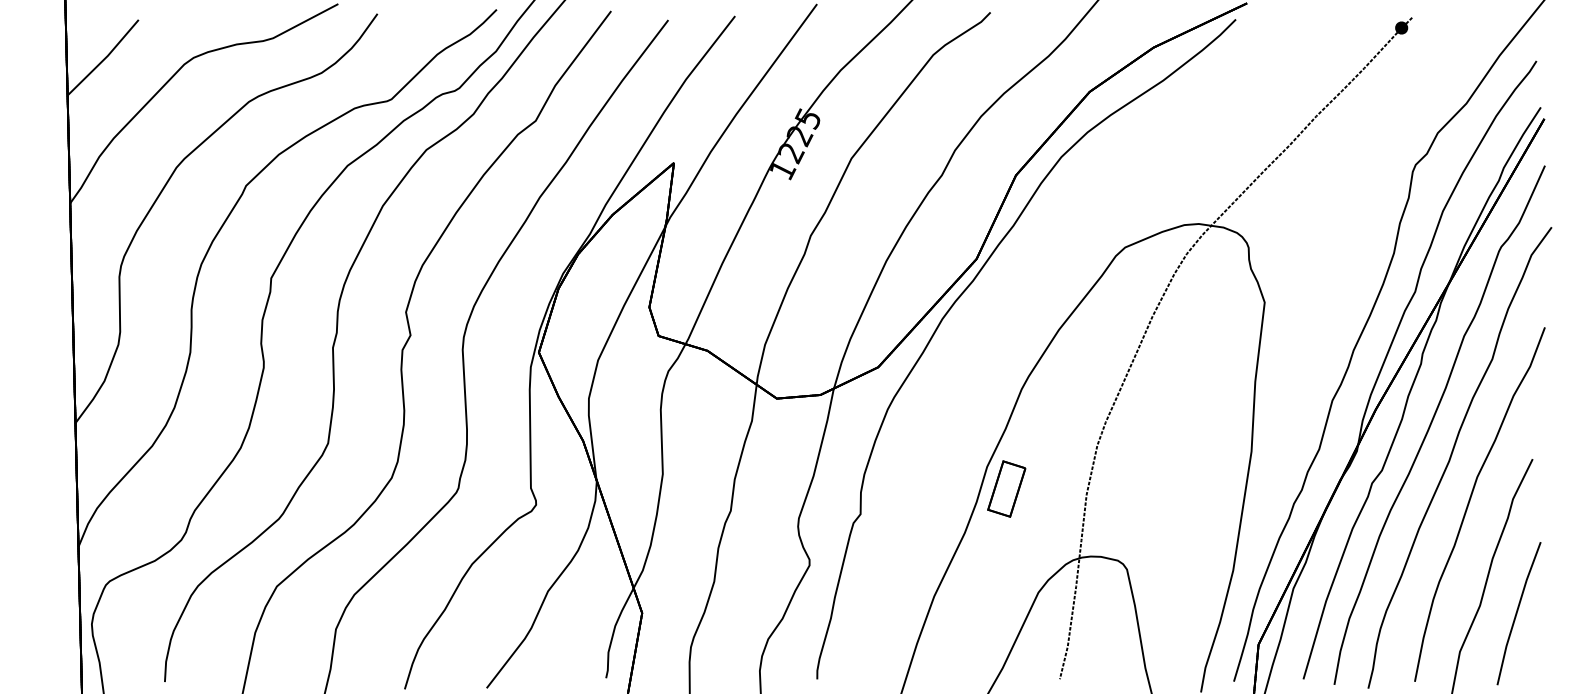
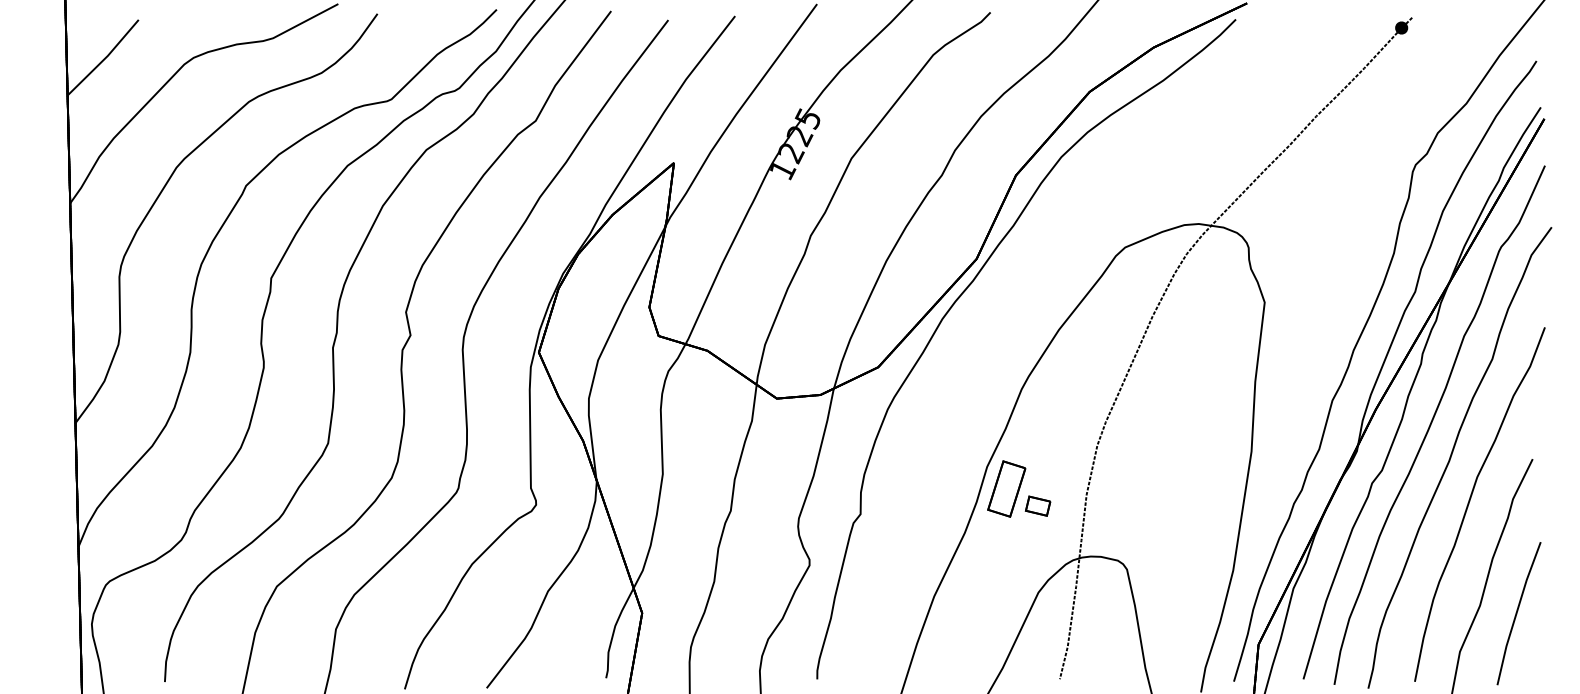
part: none -> present (1037, 505)
